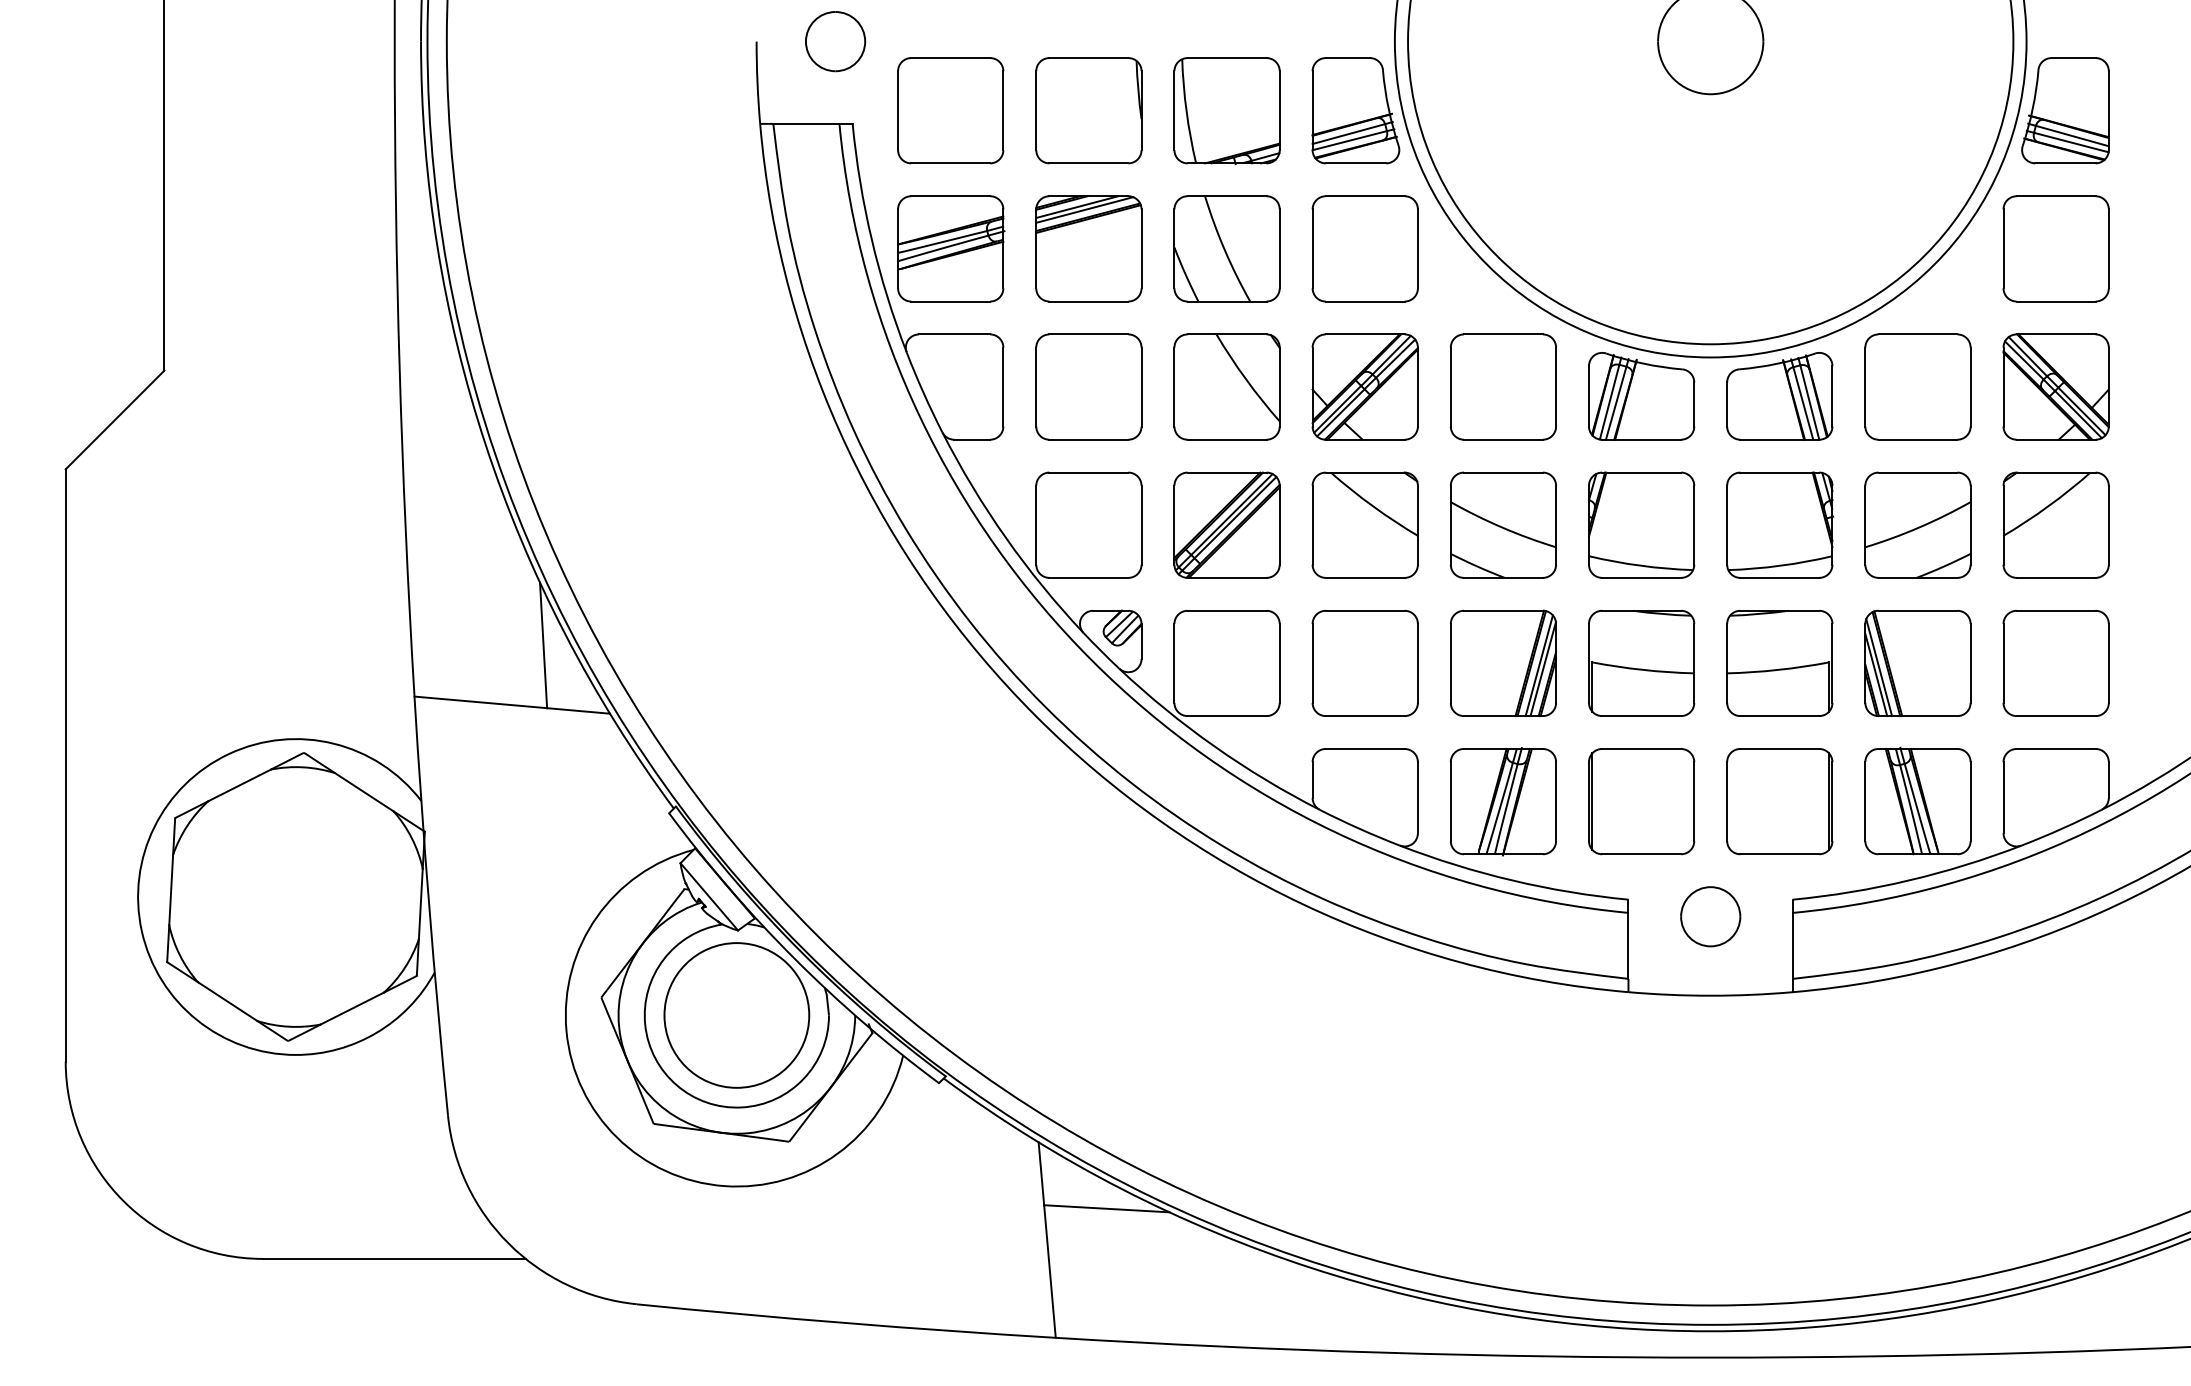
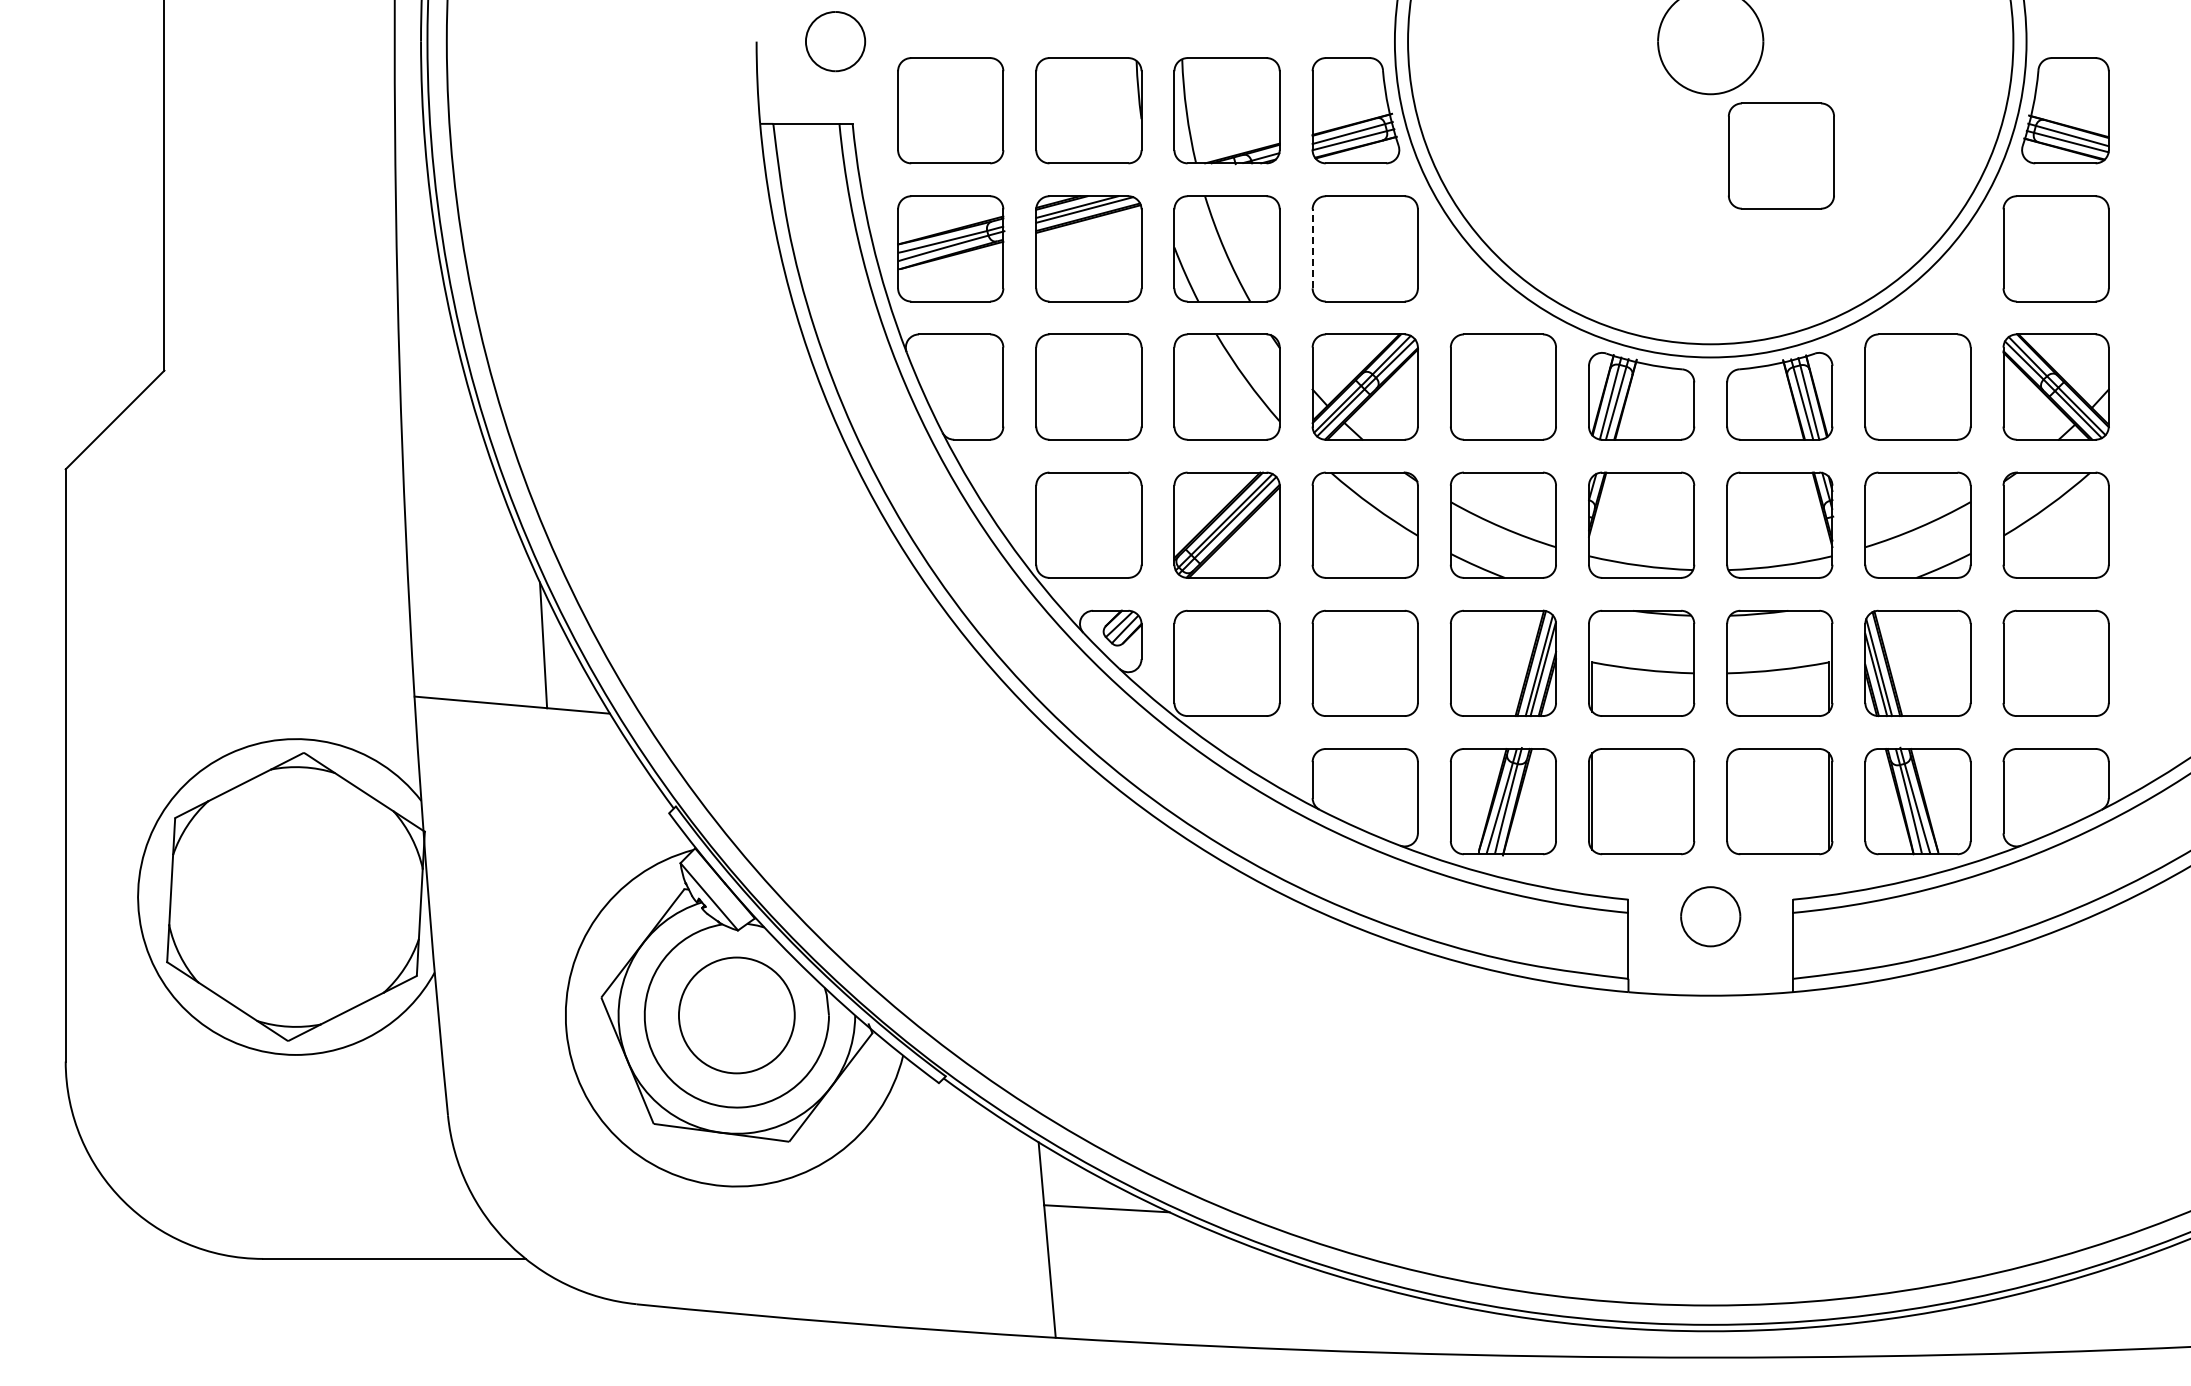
part: none -> present (1781, 155)
line: solid -> dashed (1312, 248)
circle diameter: 145 px -> 116 px (736, 1015)
